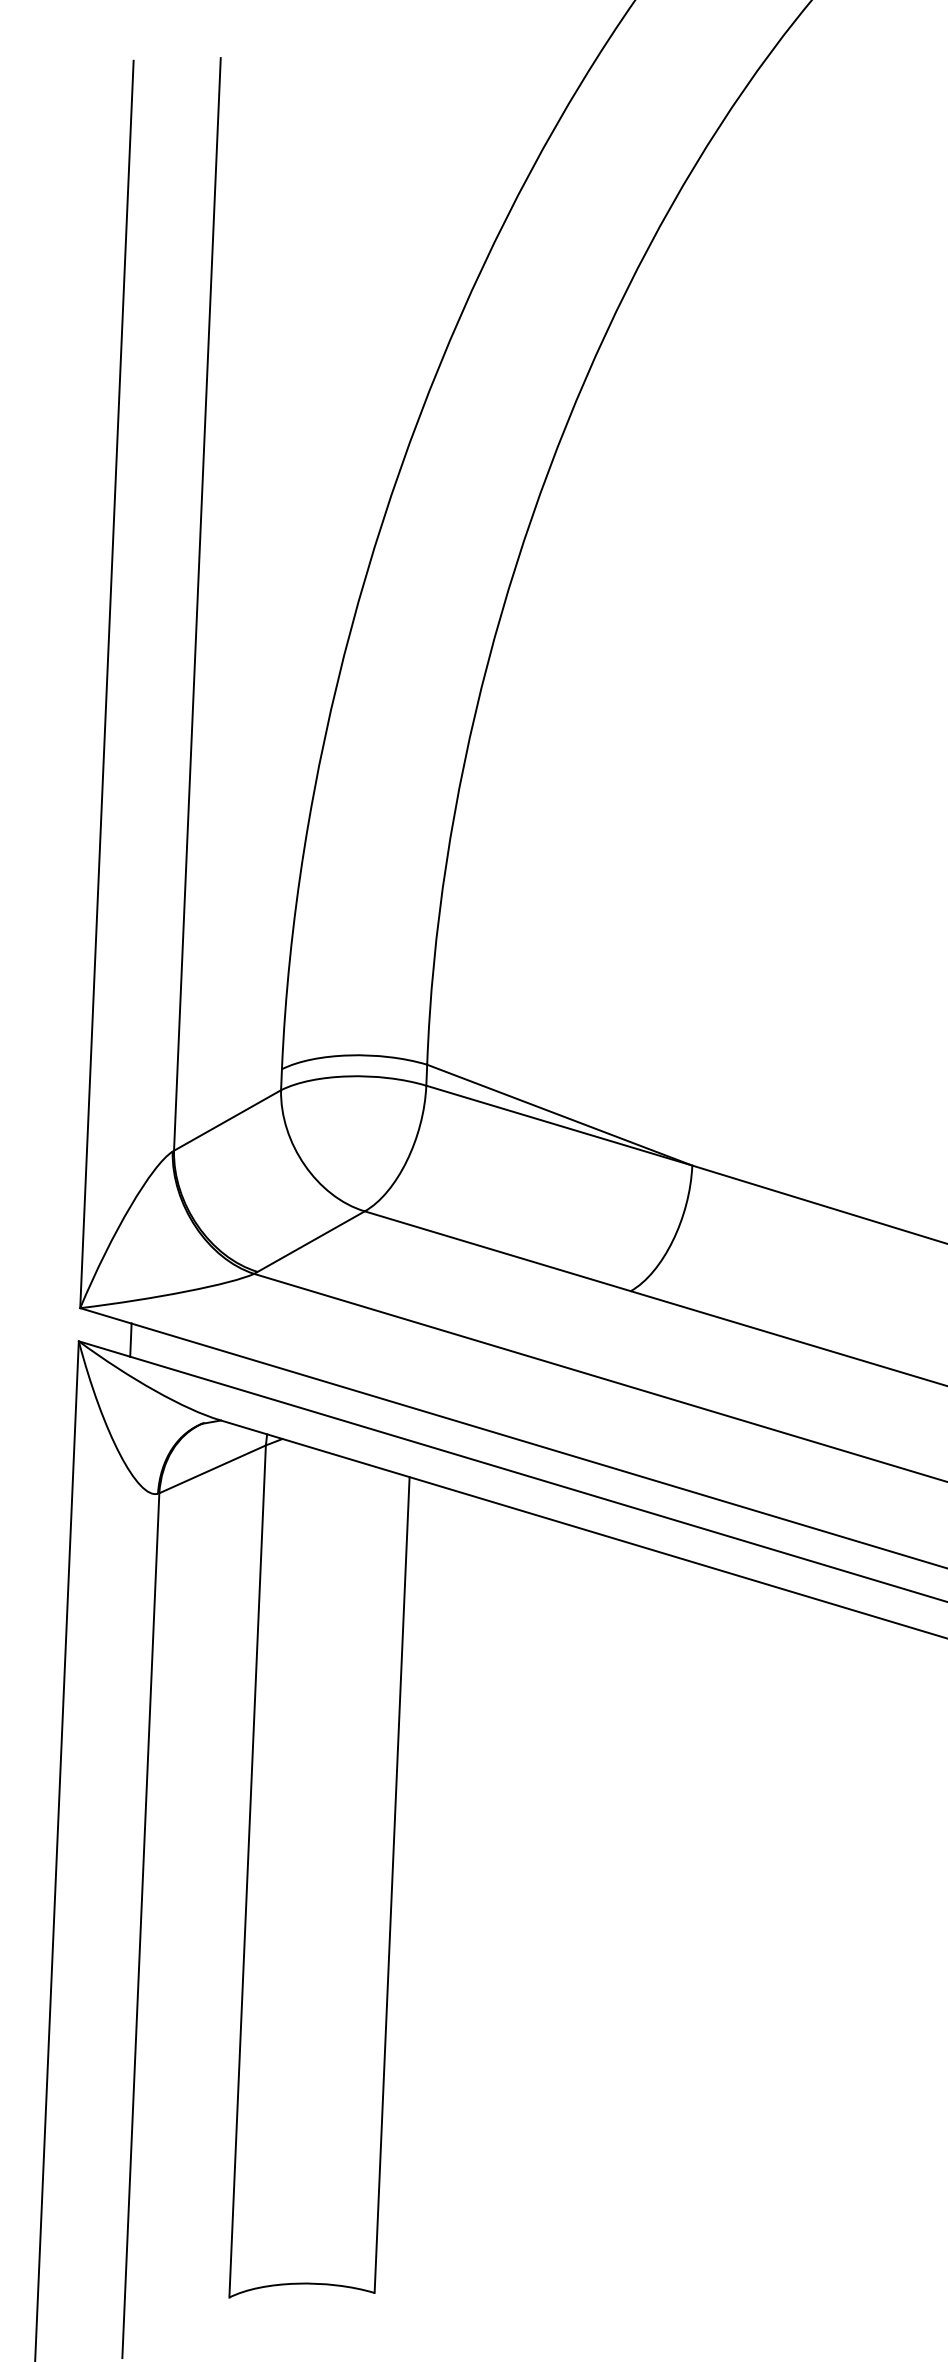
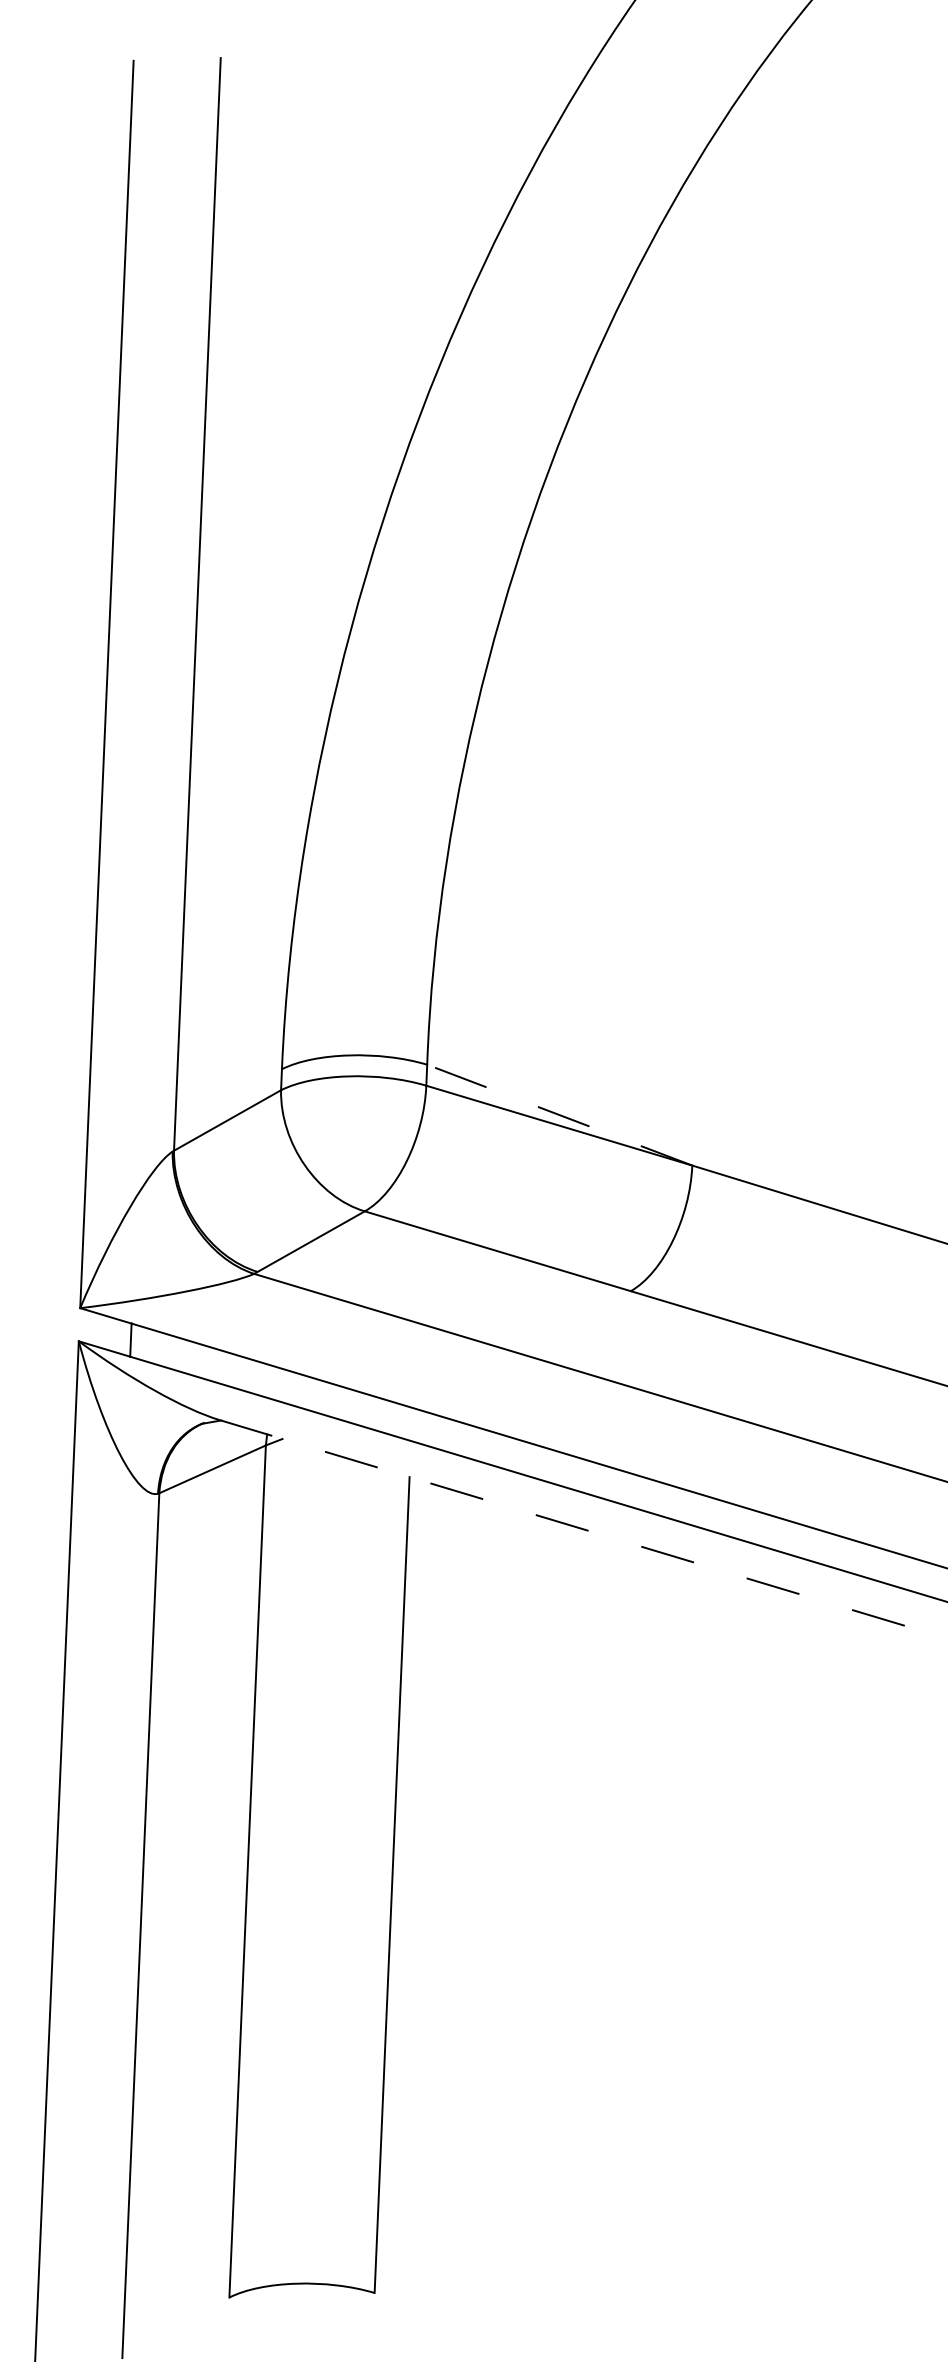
line: solid -> dashed (559, 1115)
line: solid -> dashed (583, 1529)
